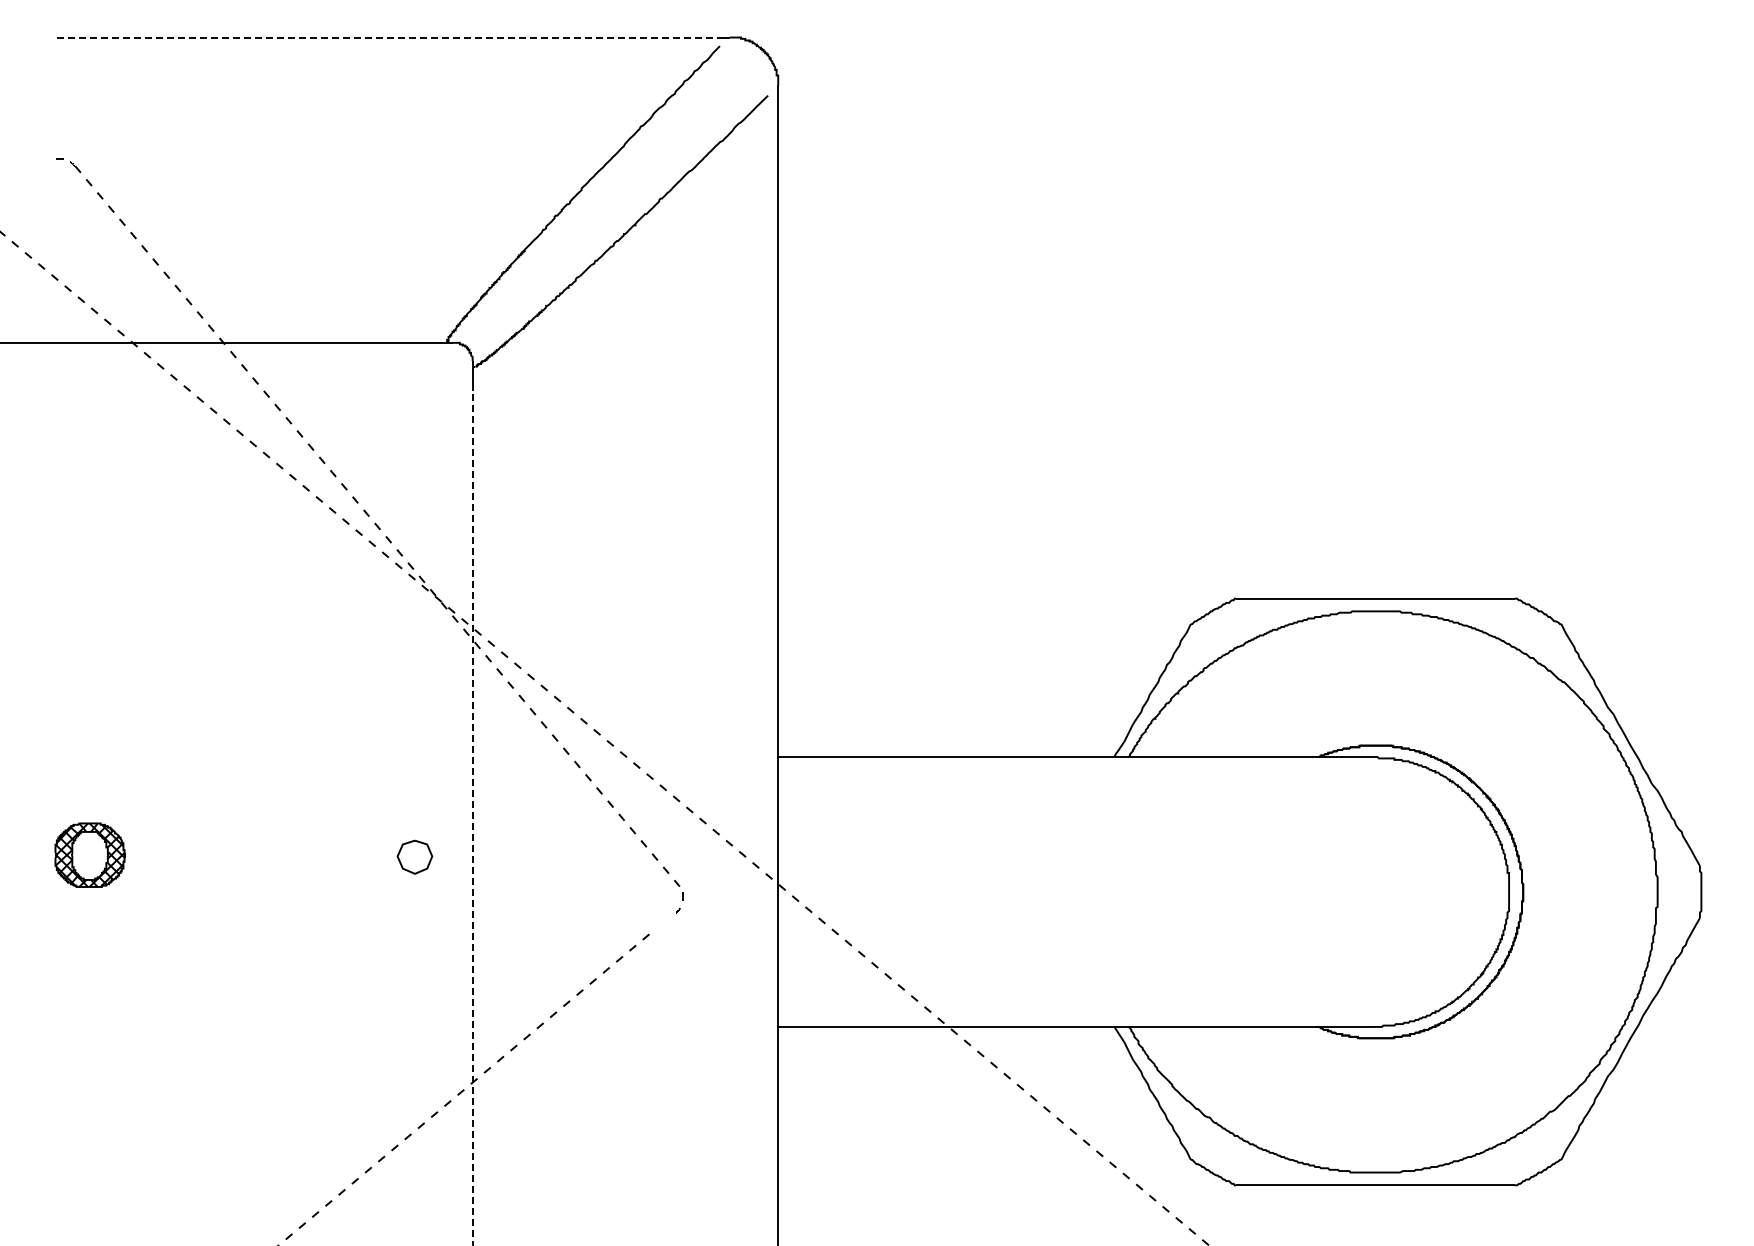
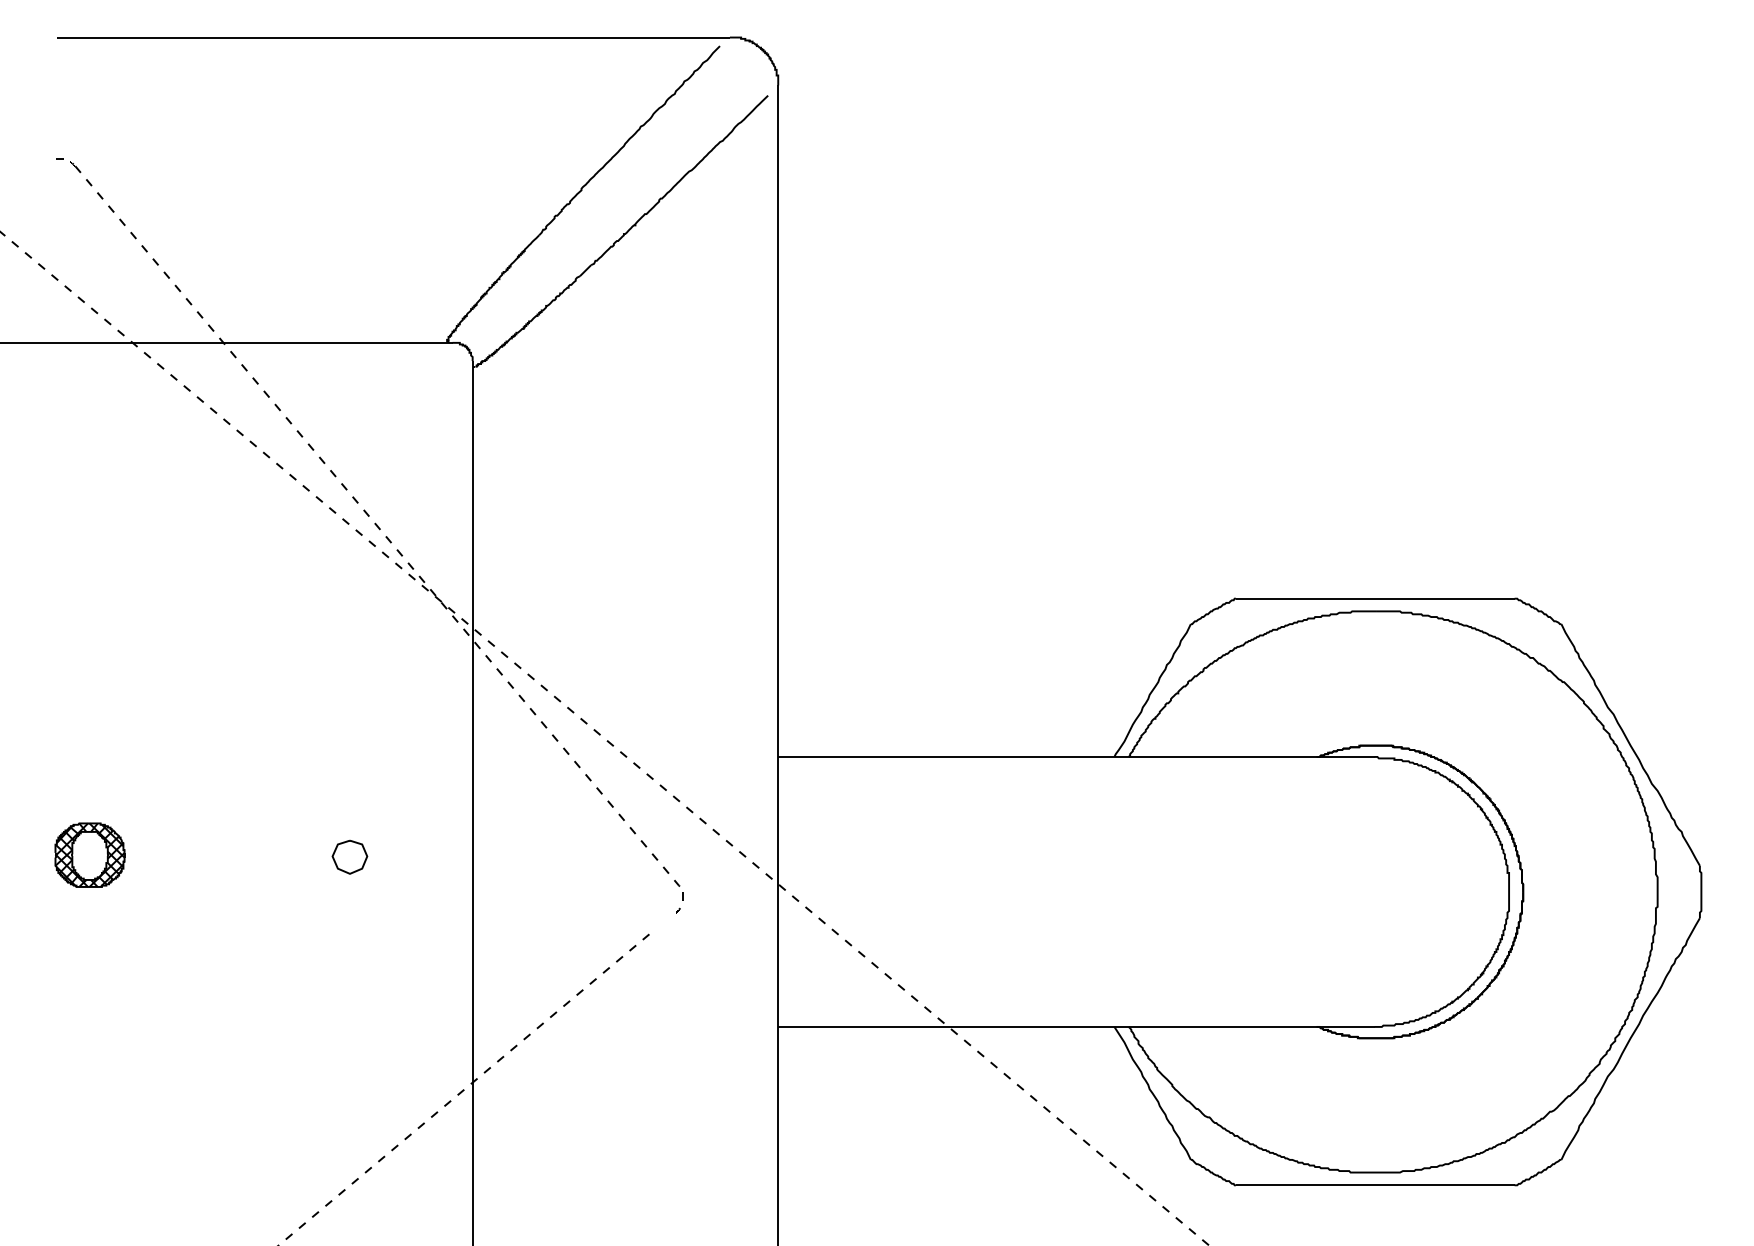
line: dashed -> solid (388, 37)
line: dashed -> solid (472, 817)
part position: (414, 856) -> (349, 856) (349, 856)
